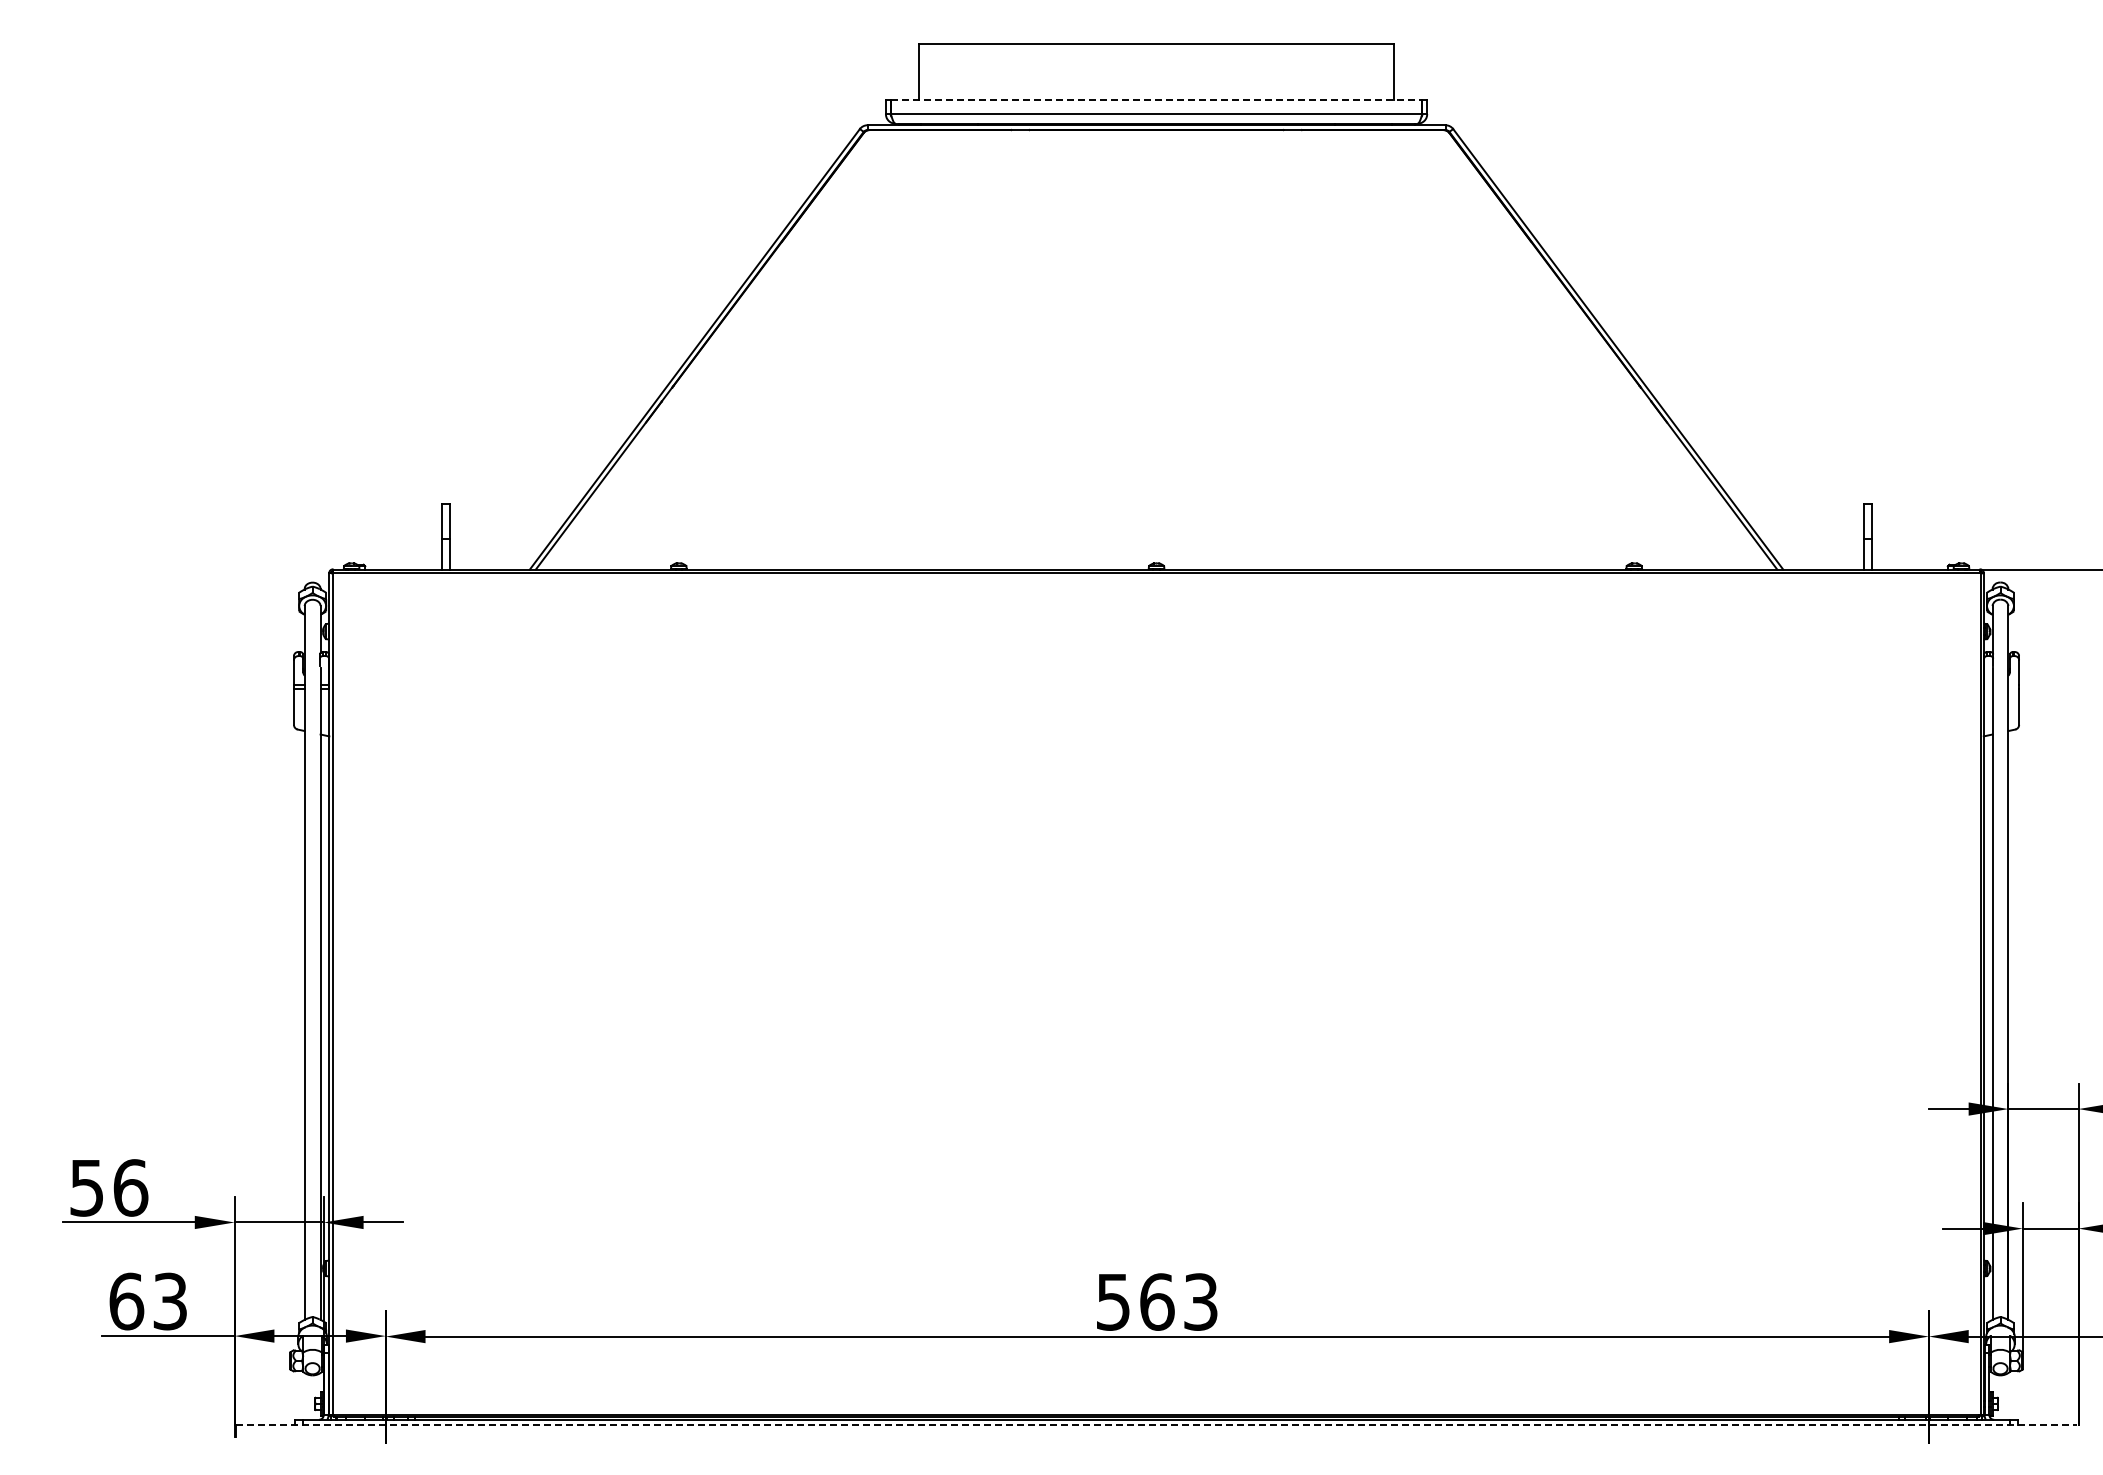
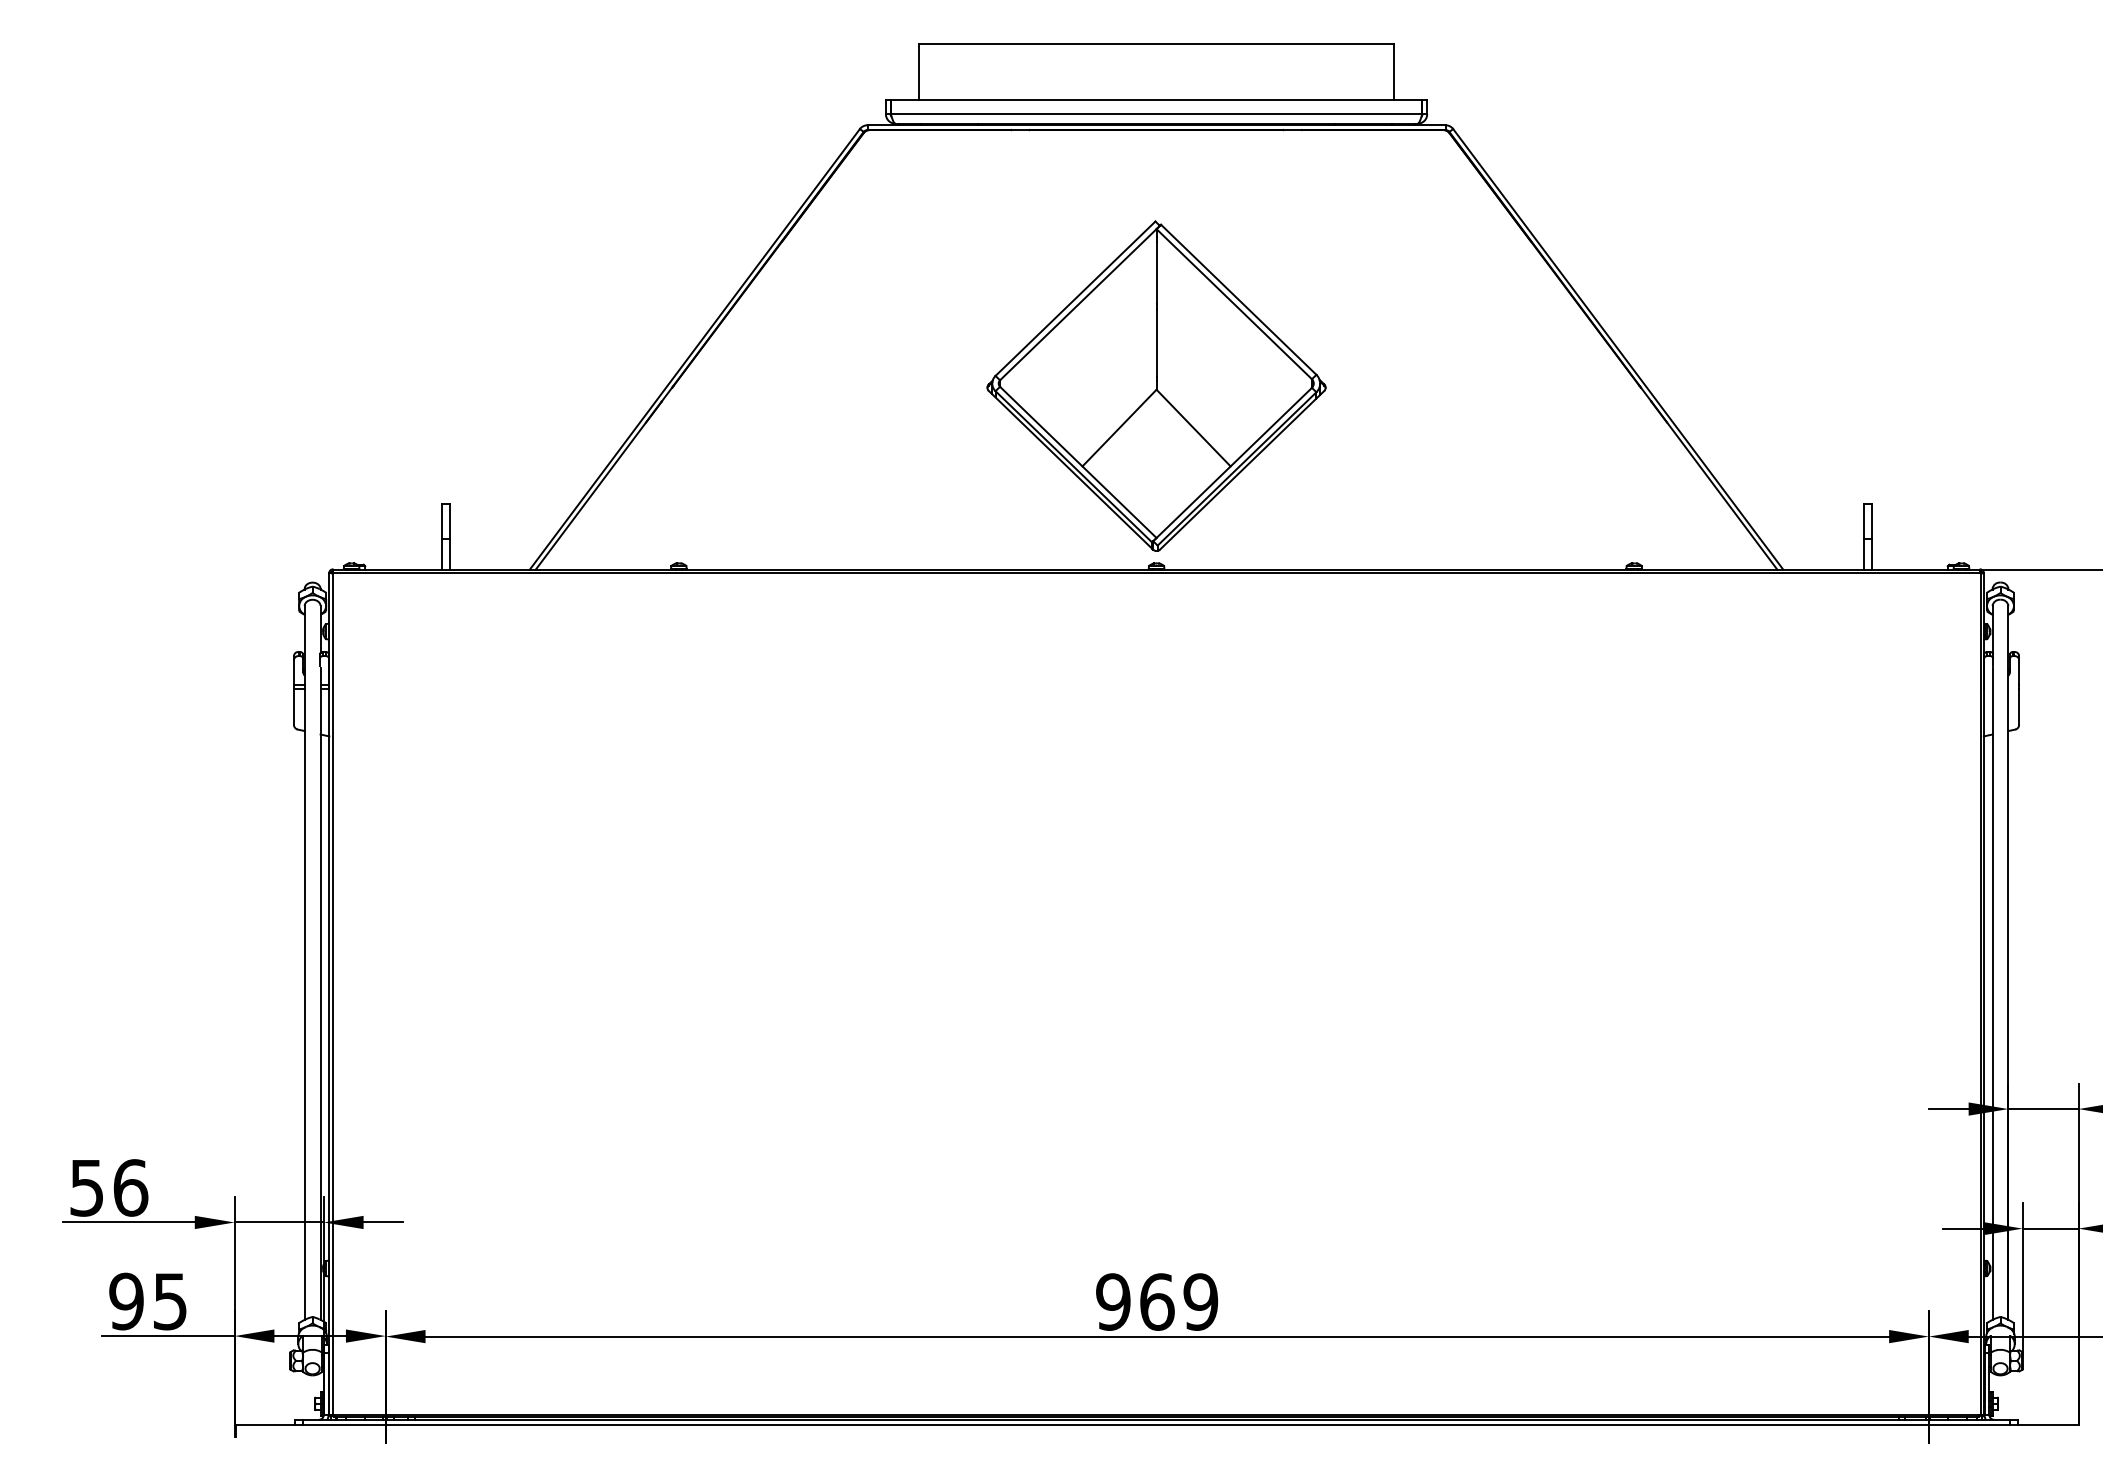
line: dashed -> solid (1156, 99)
part: none -> present (1156, 385)
text: 63 -> 95 (147, 1301)
text: 563 -> 969 (1157, 1301)
line: dashed -> solid (1157, 1424)
